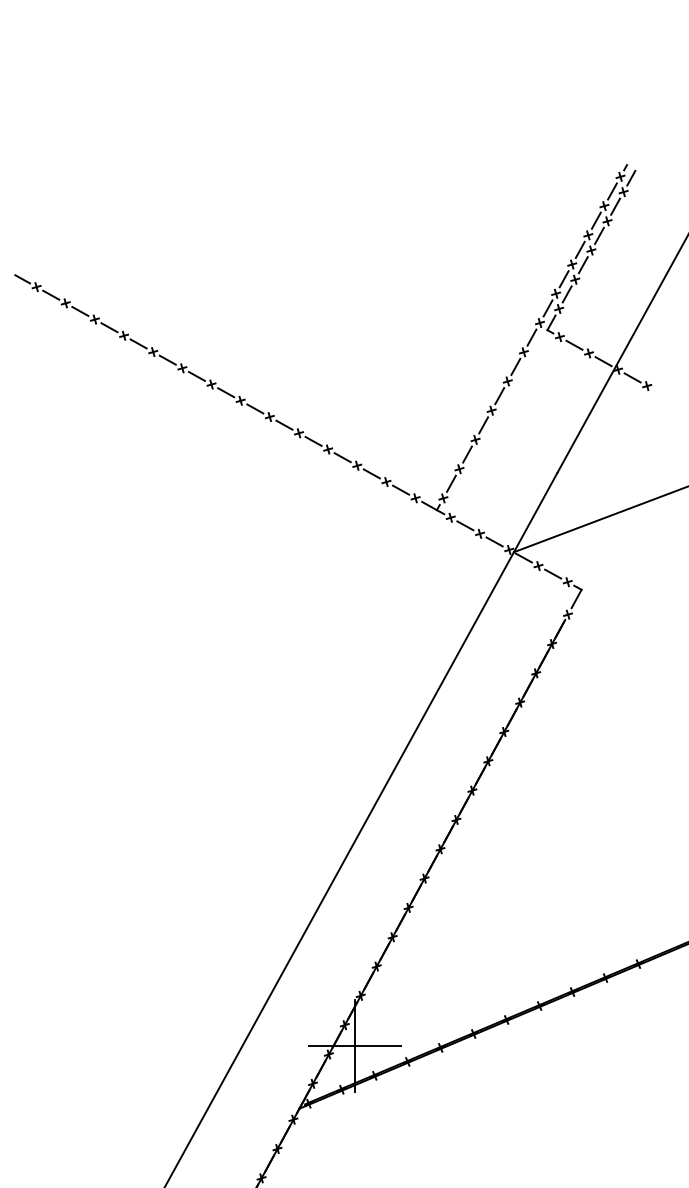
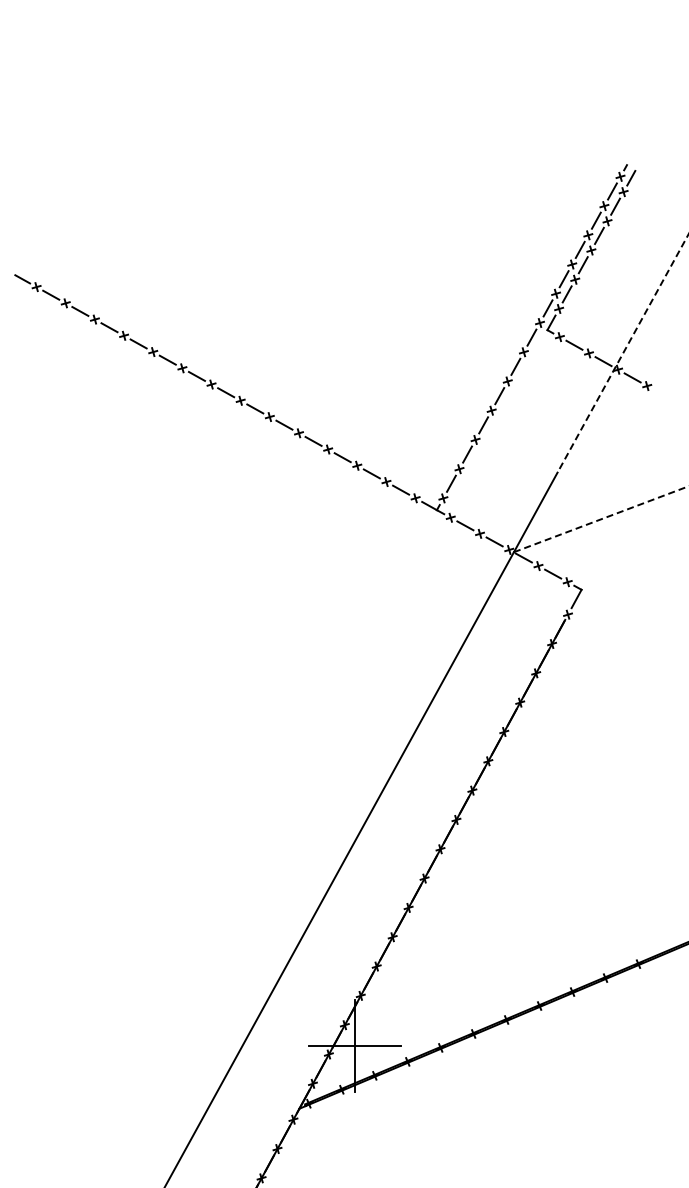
line: solid -> dashed (622, 353)
line: solid -> dashed (601, 519)
